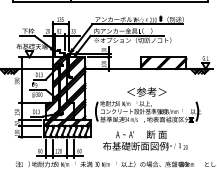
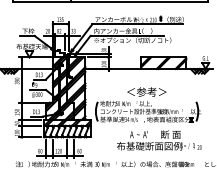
text position: (145, 140) -> (159, 140) (159, 140)
